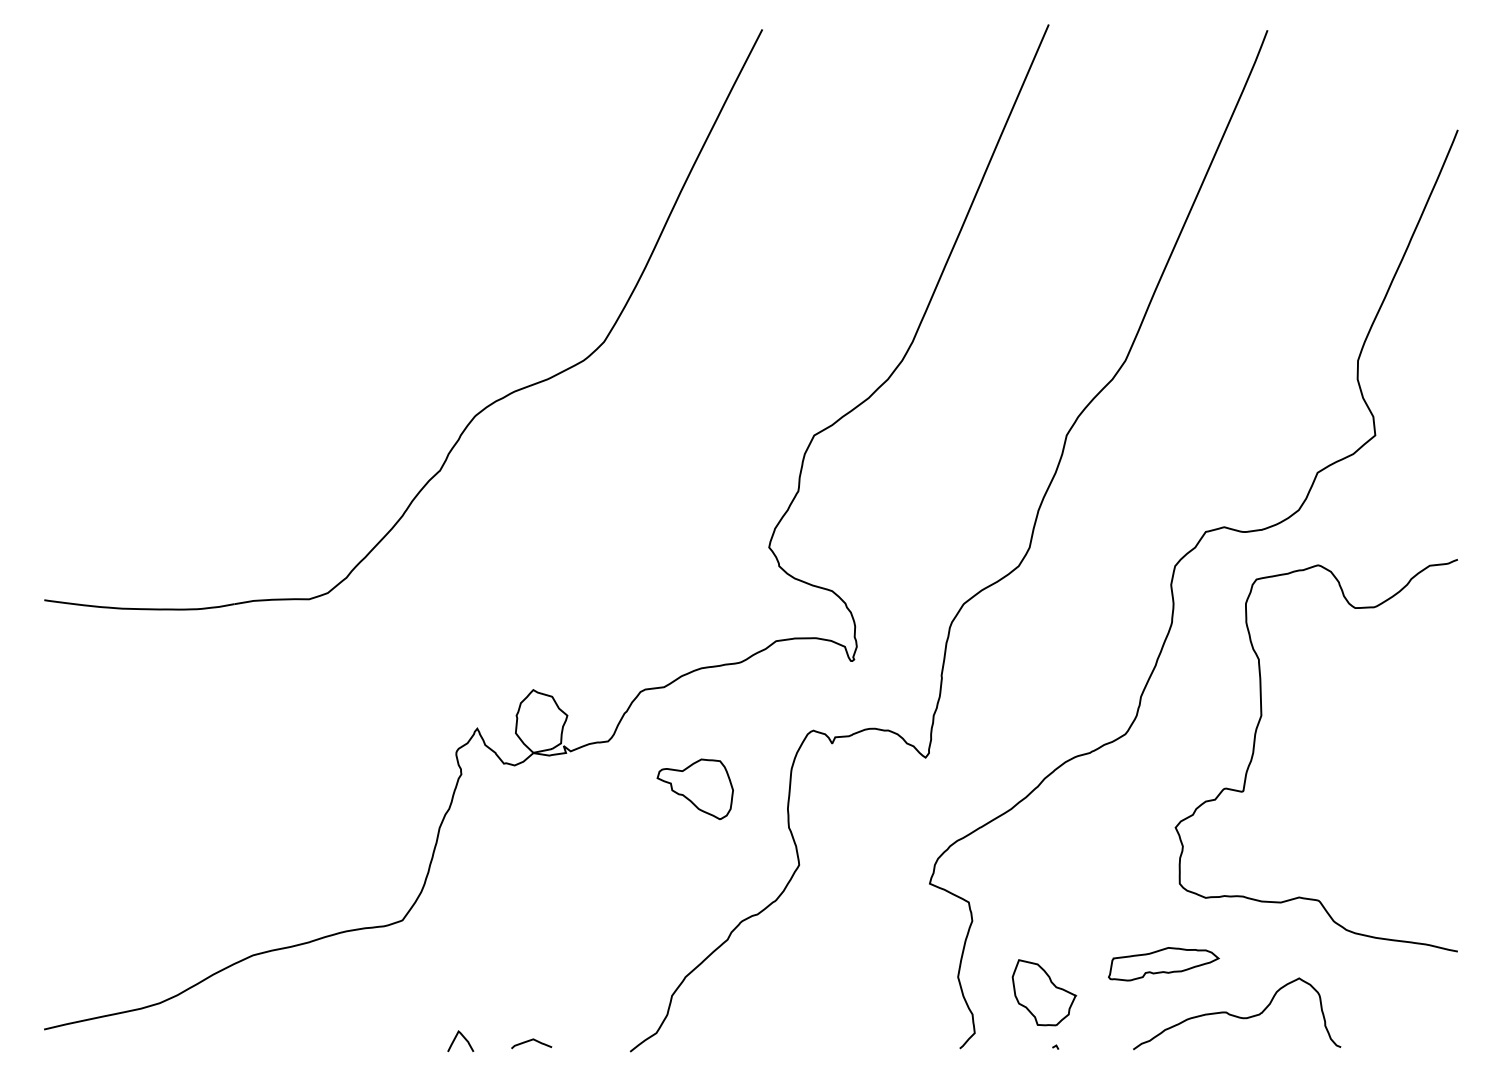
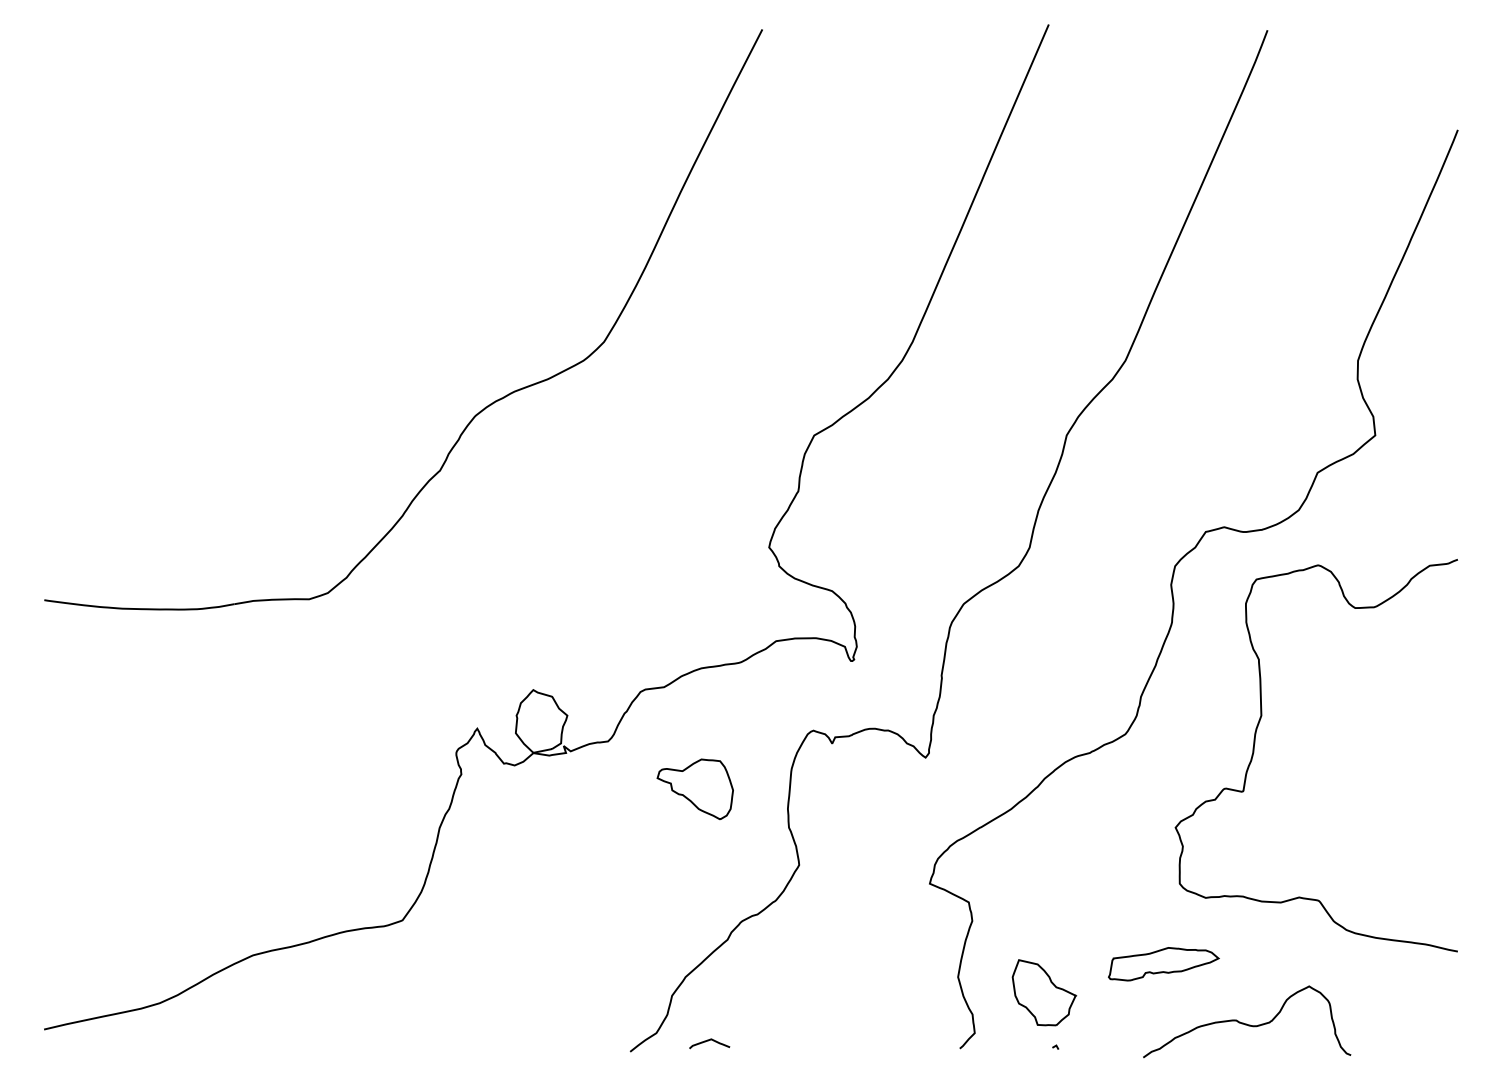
curve position: (1236, 1015) -> (1246, 1023) (1246, 1023)
curve: present -> none (463, 1038)
curve position: (530, 1041) -> (708, 1041) (708, 1041)
